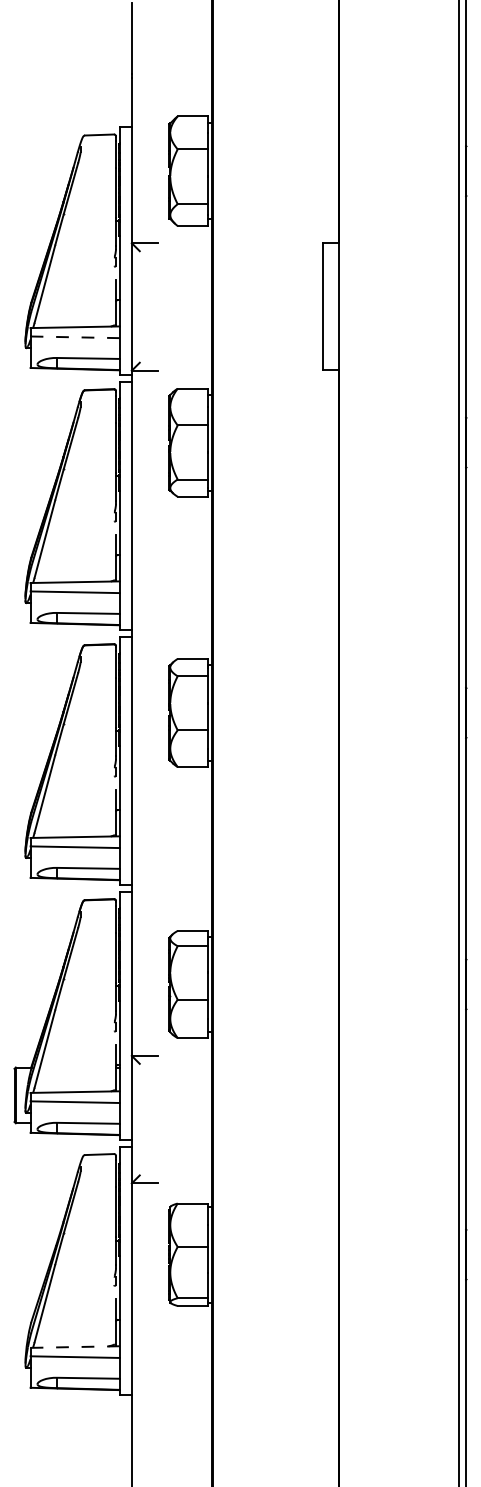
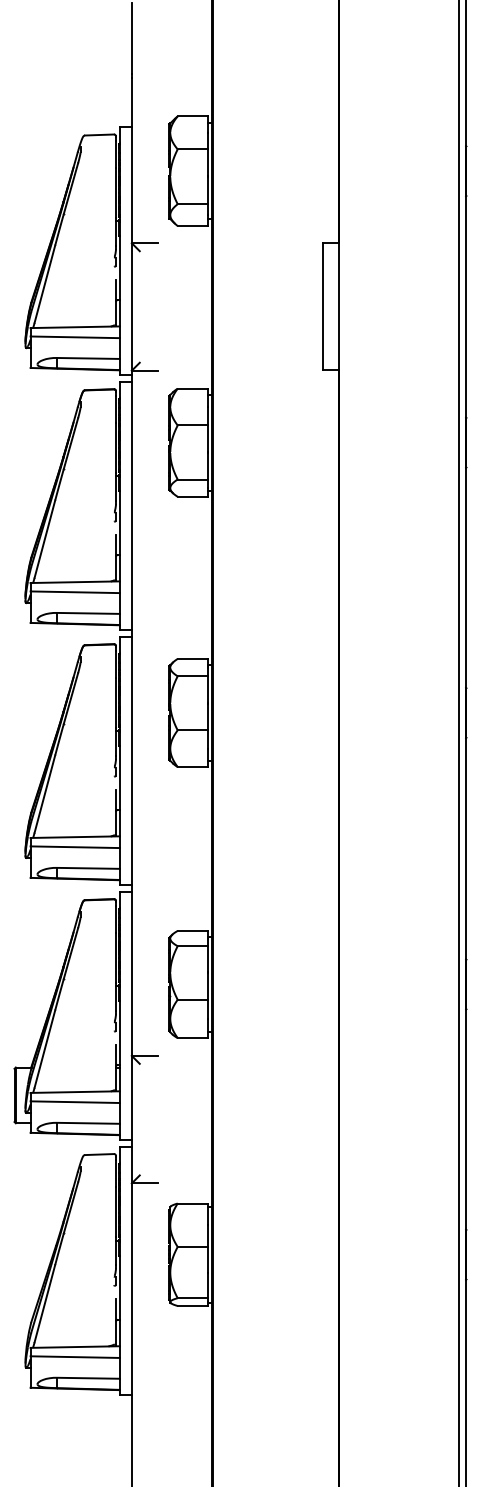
line: dashed -> solid (75, 337)
line: dashed -> solid (75, 1347)
